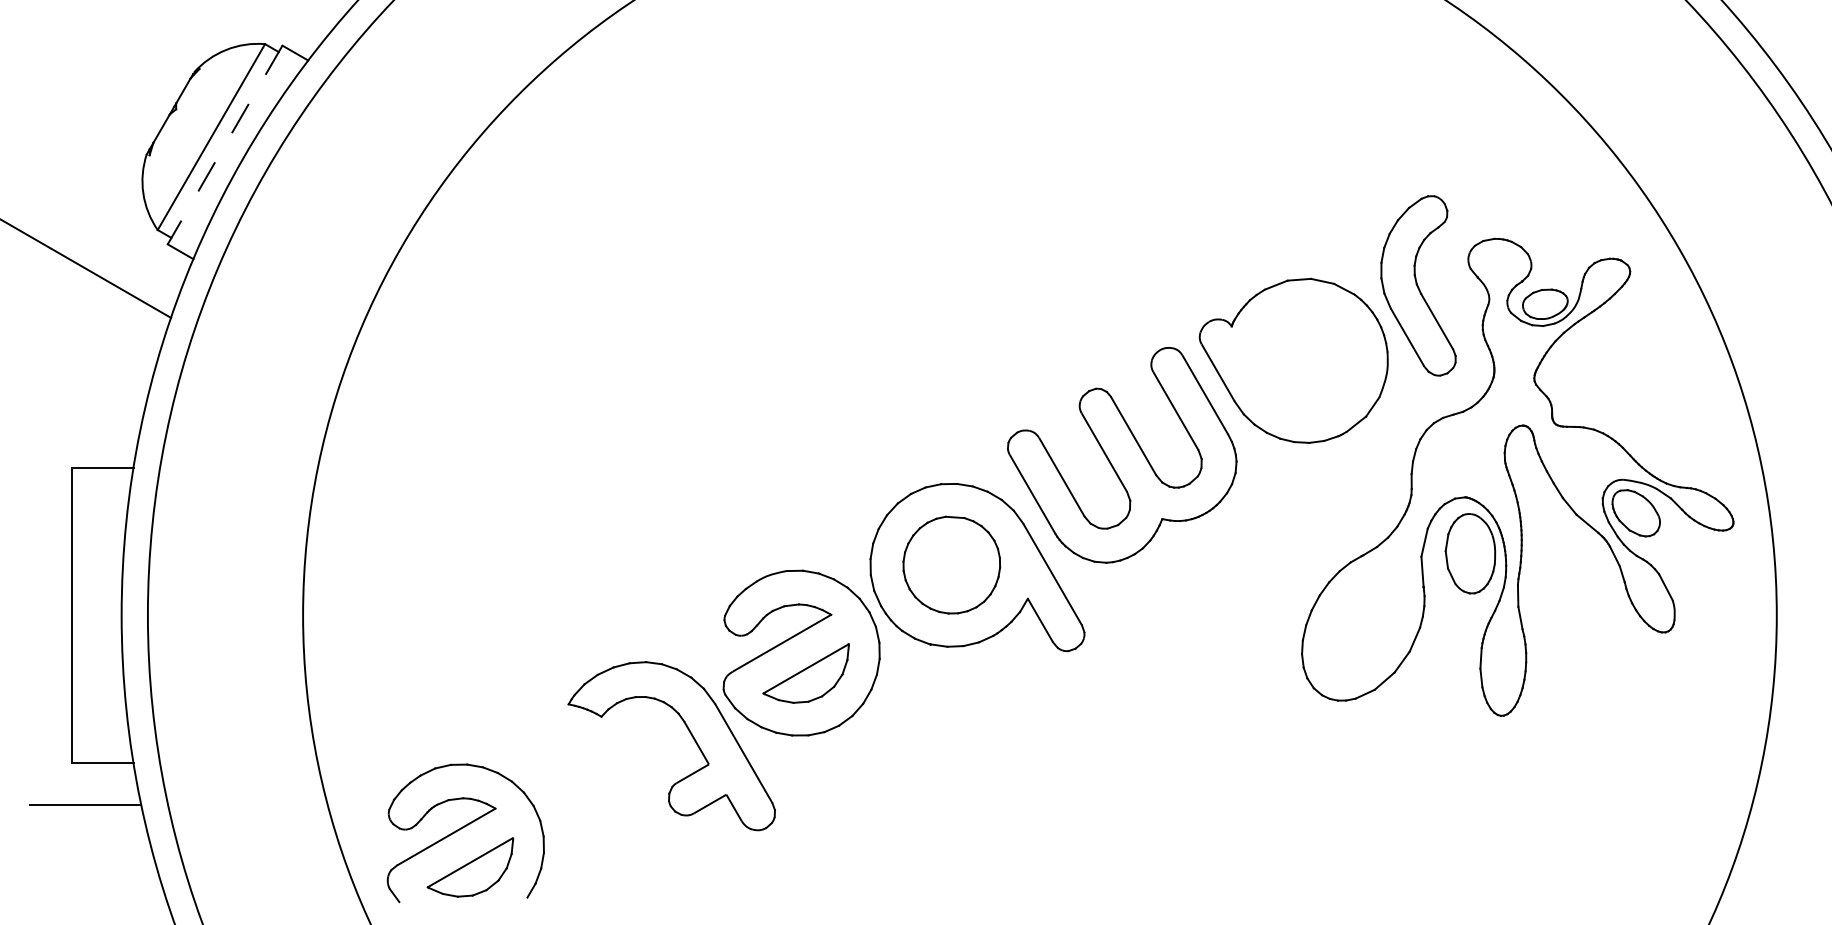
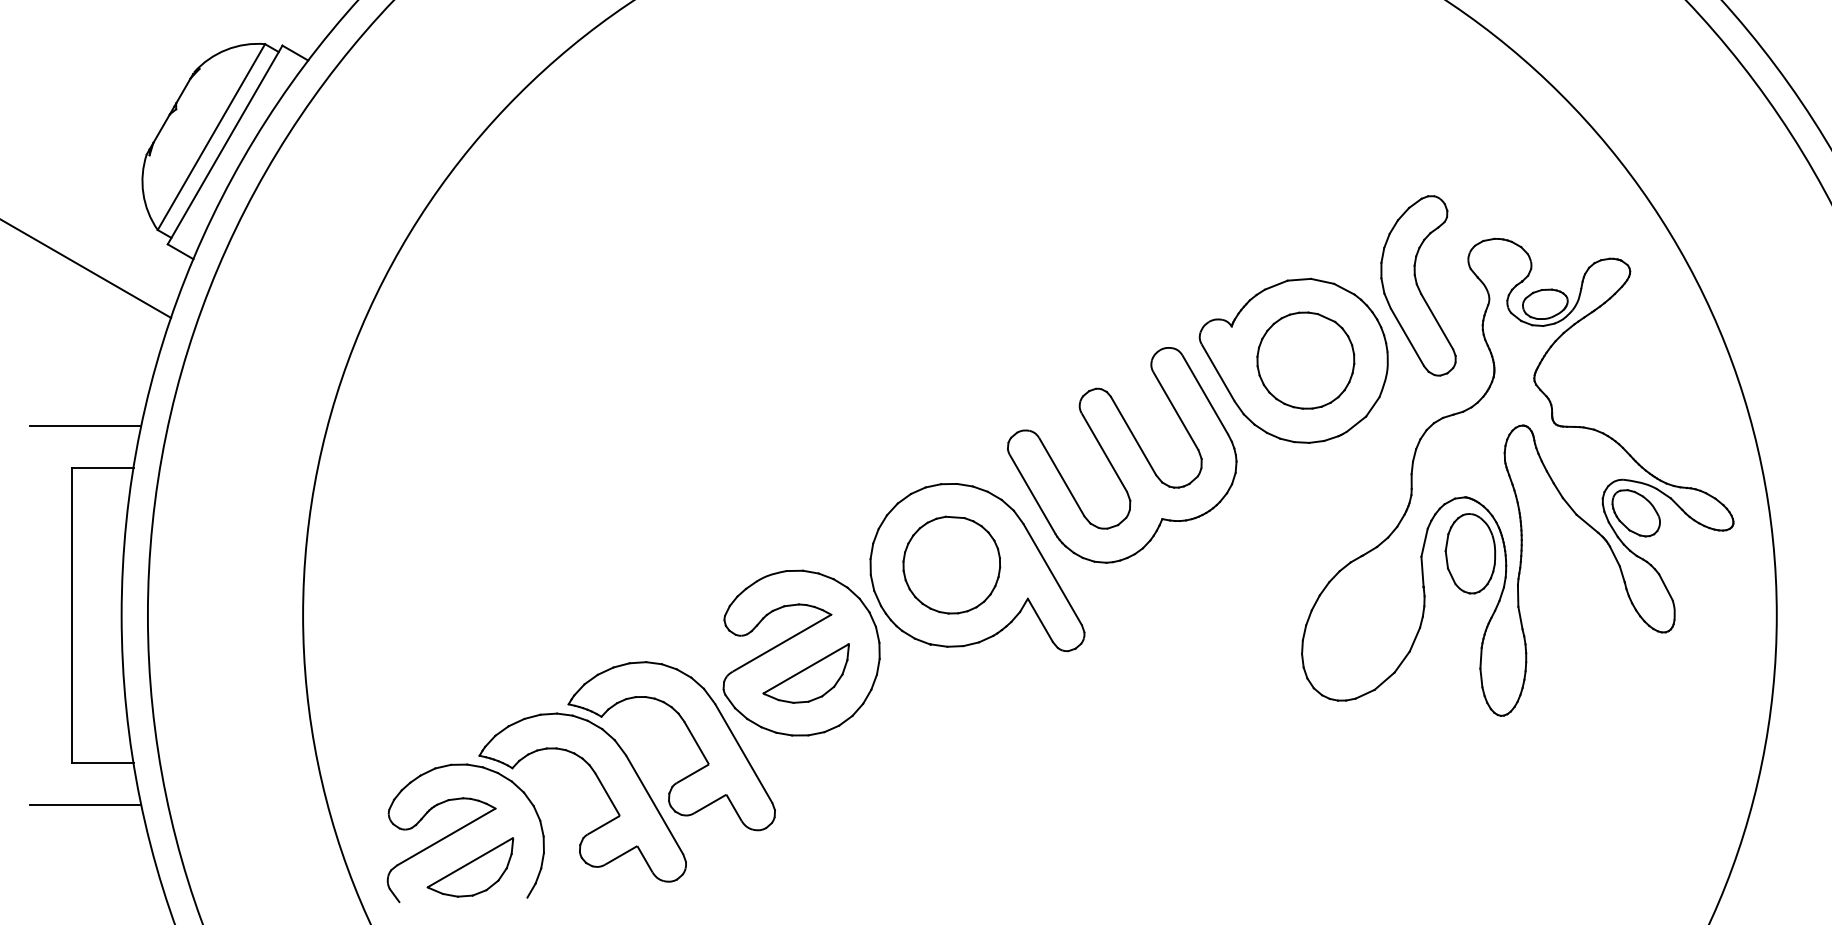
line: dashed -> solid (225, 145)
part: none -> present (1305, 360)
line: none -> present (85, 426)
part: none -> present (601, 786)
